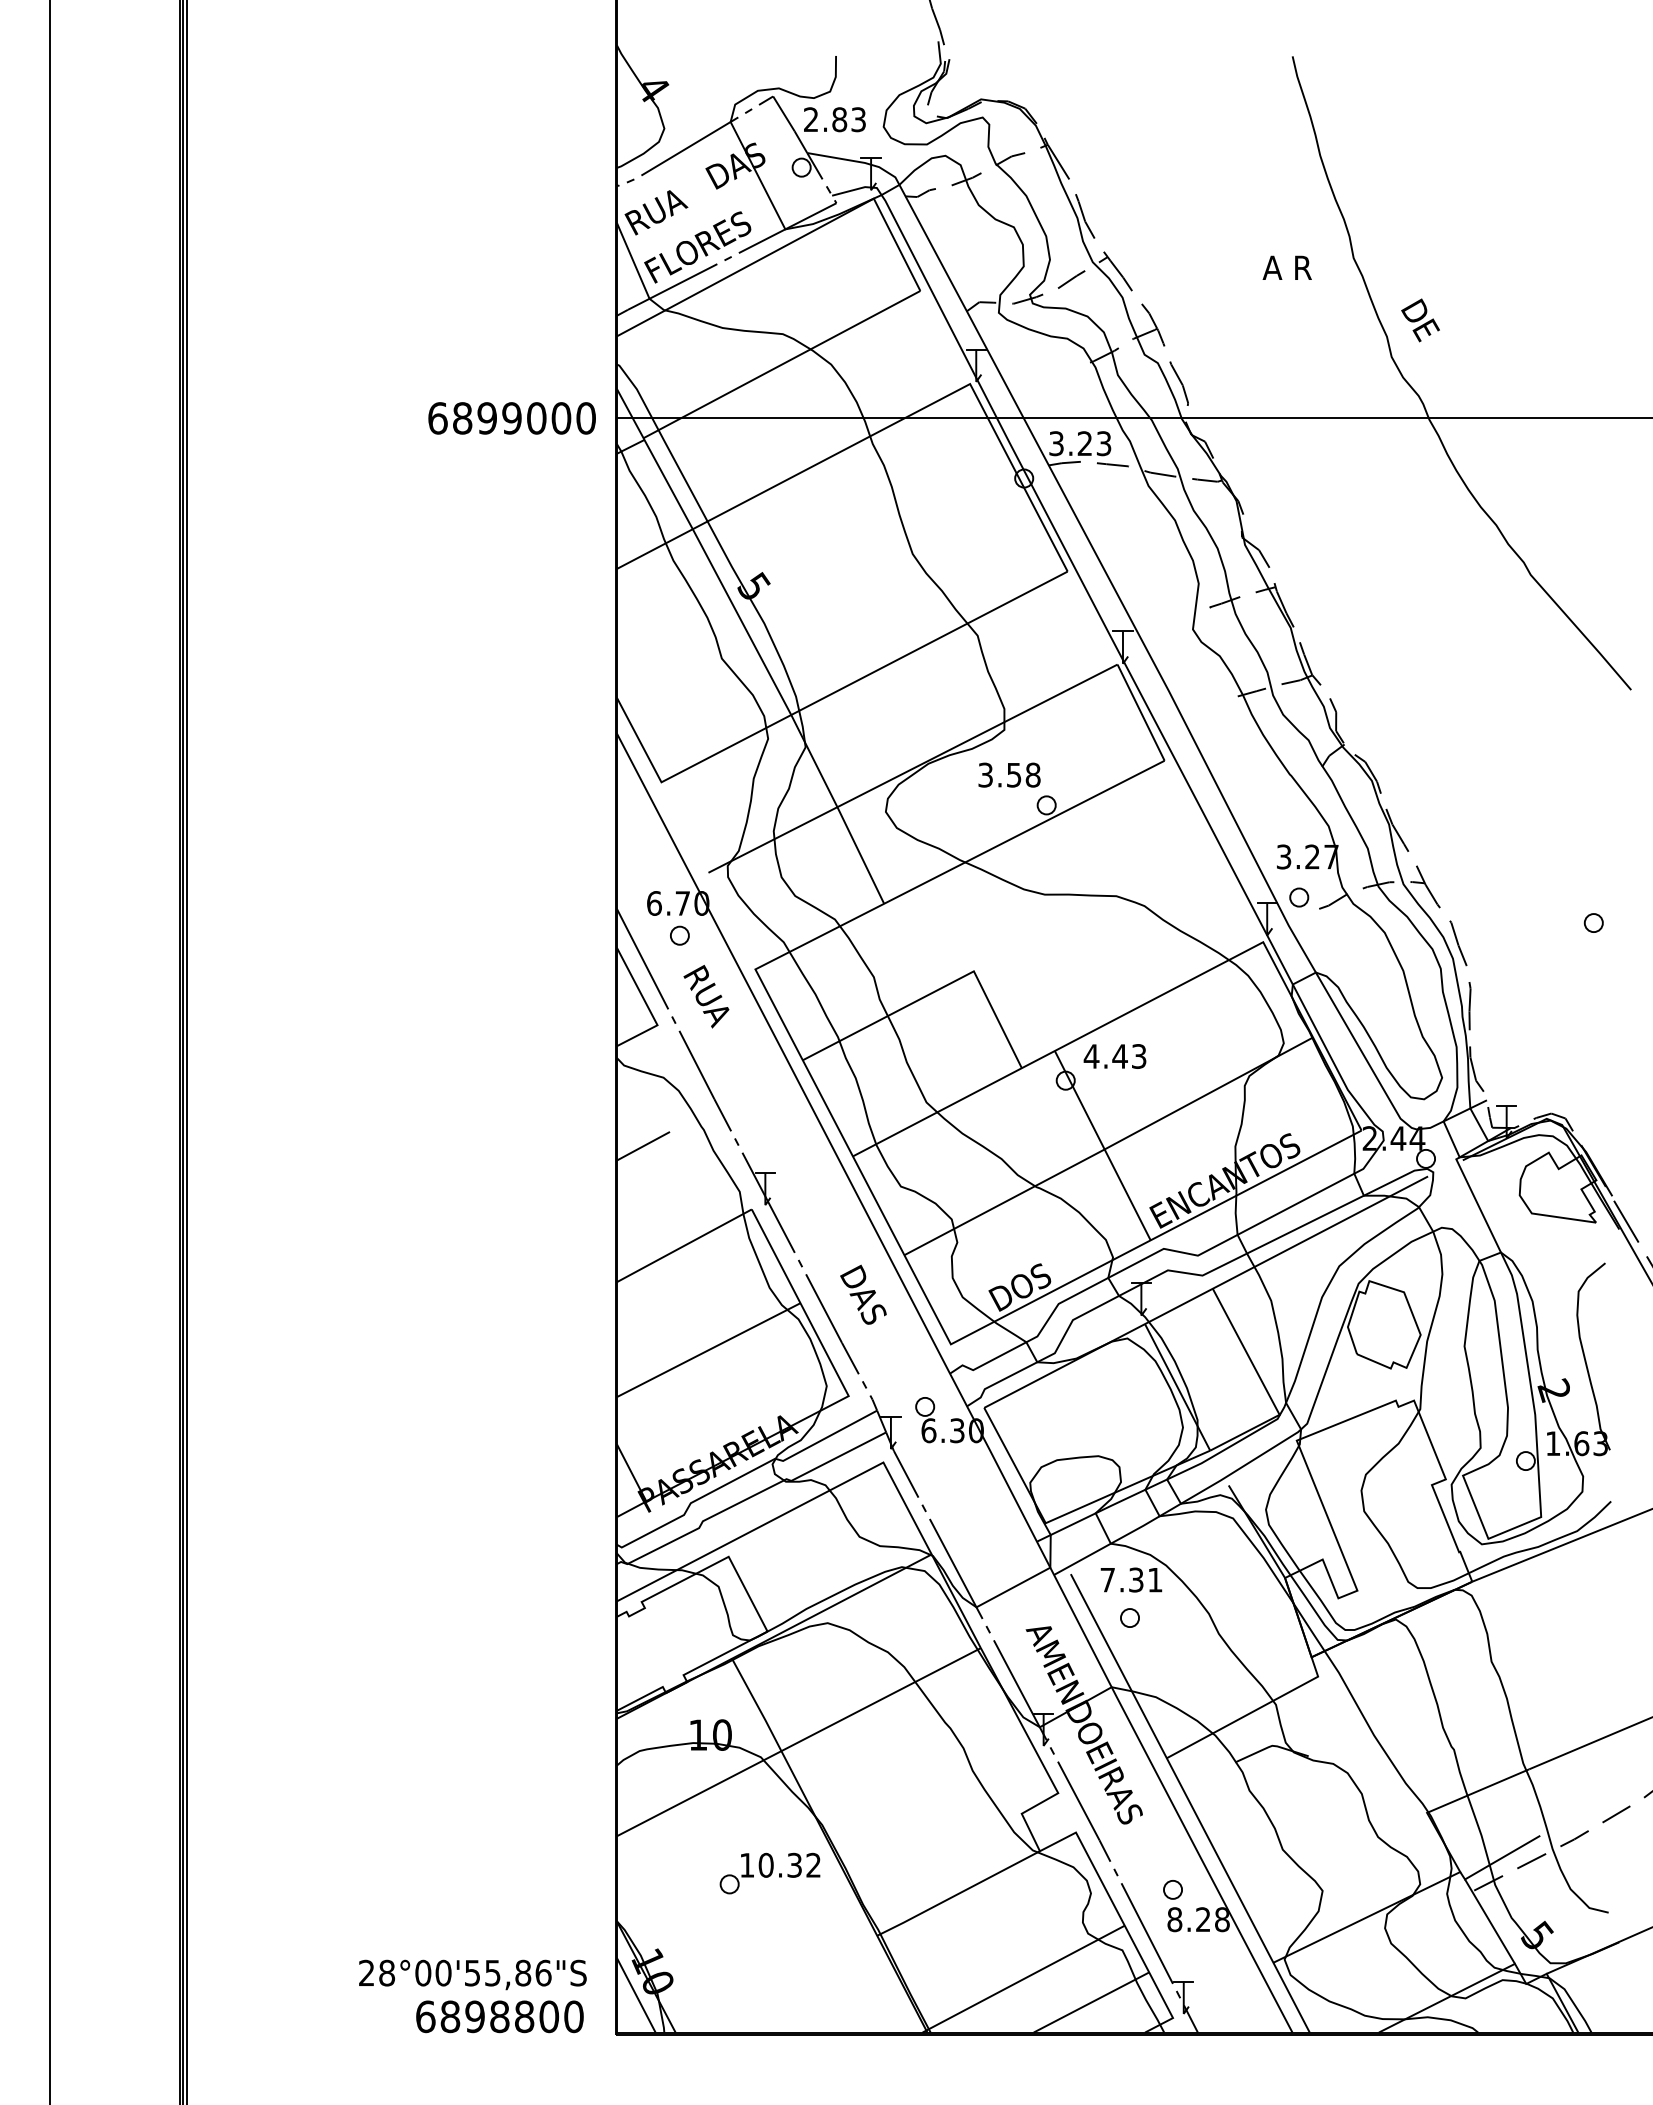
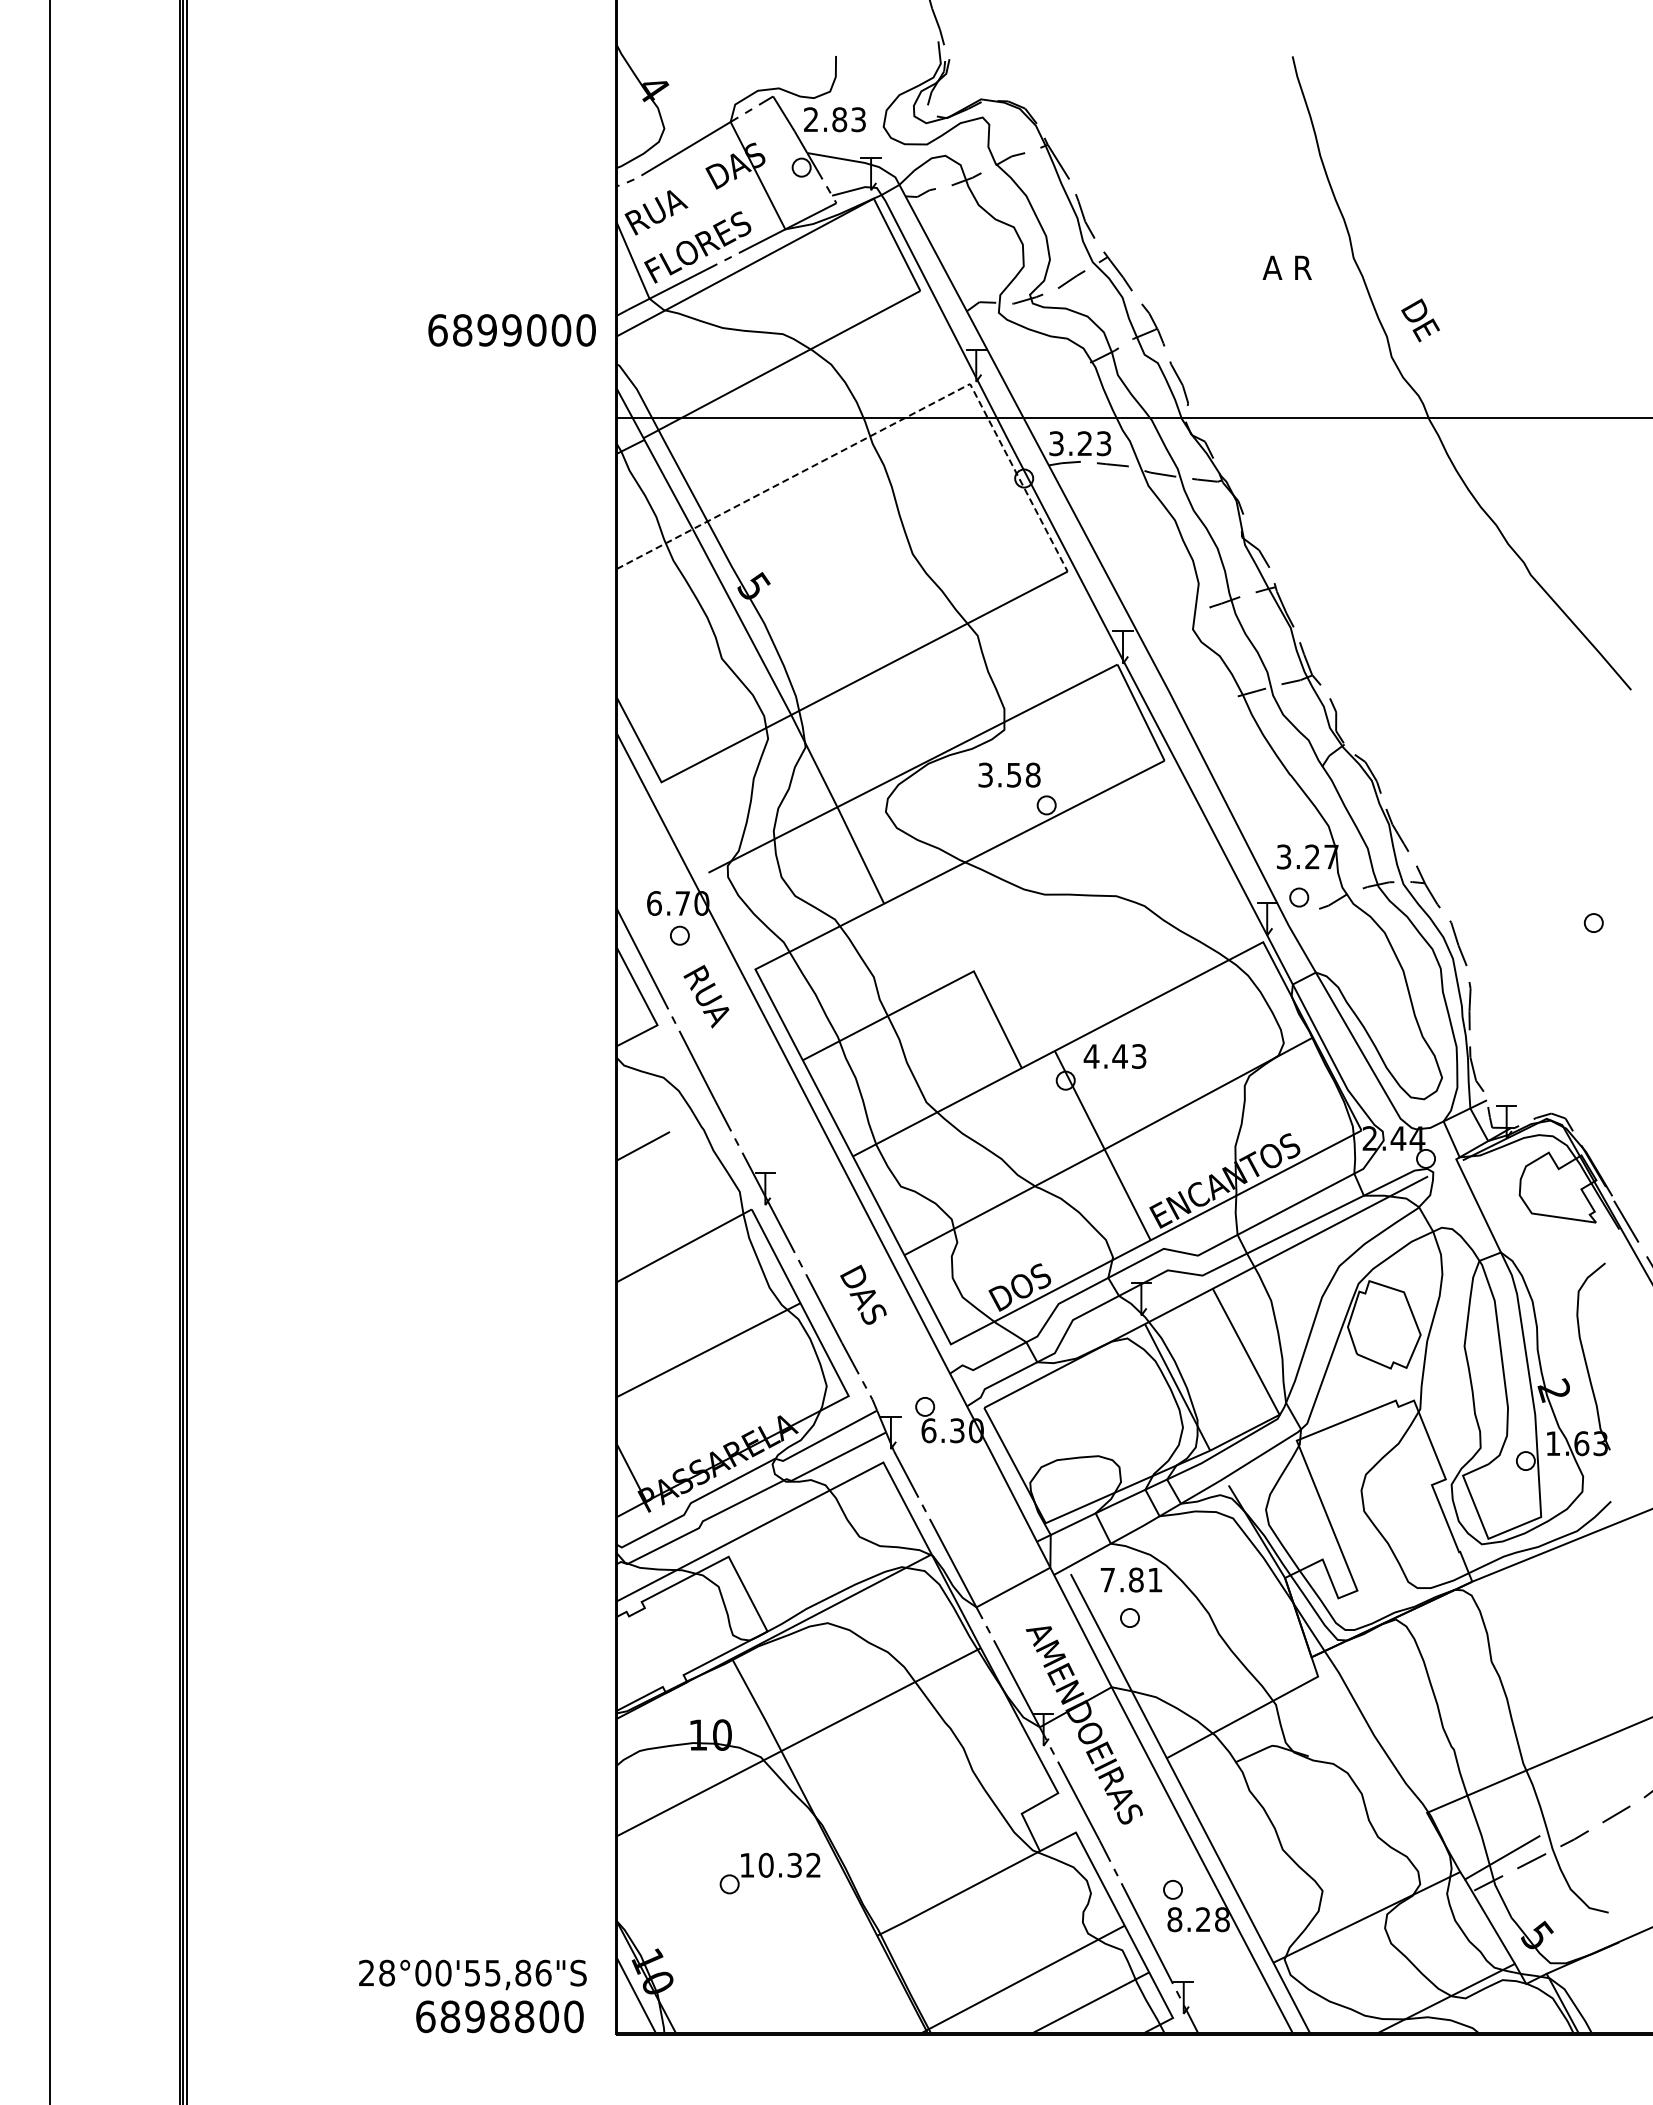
text position: (511, 418) -> (511, 330) (511, 330)
line: solid -> dashed (887, 427)
text: 7.31 -> 7.81 (1136, 1579)
